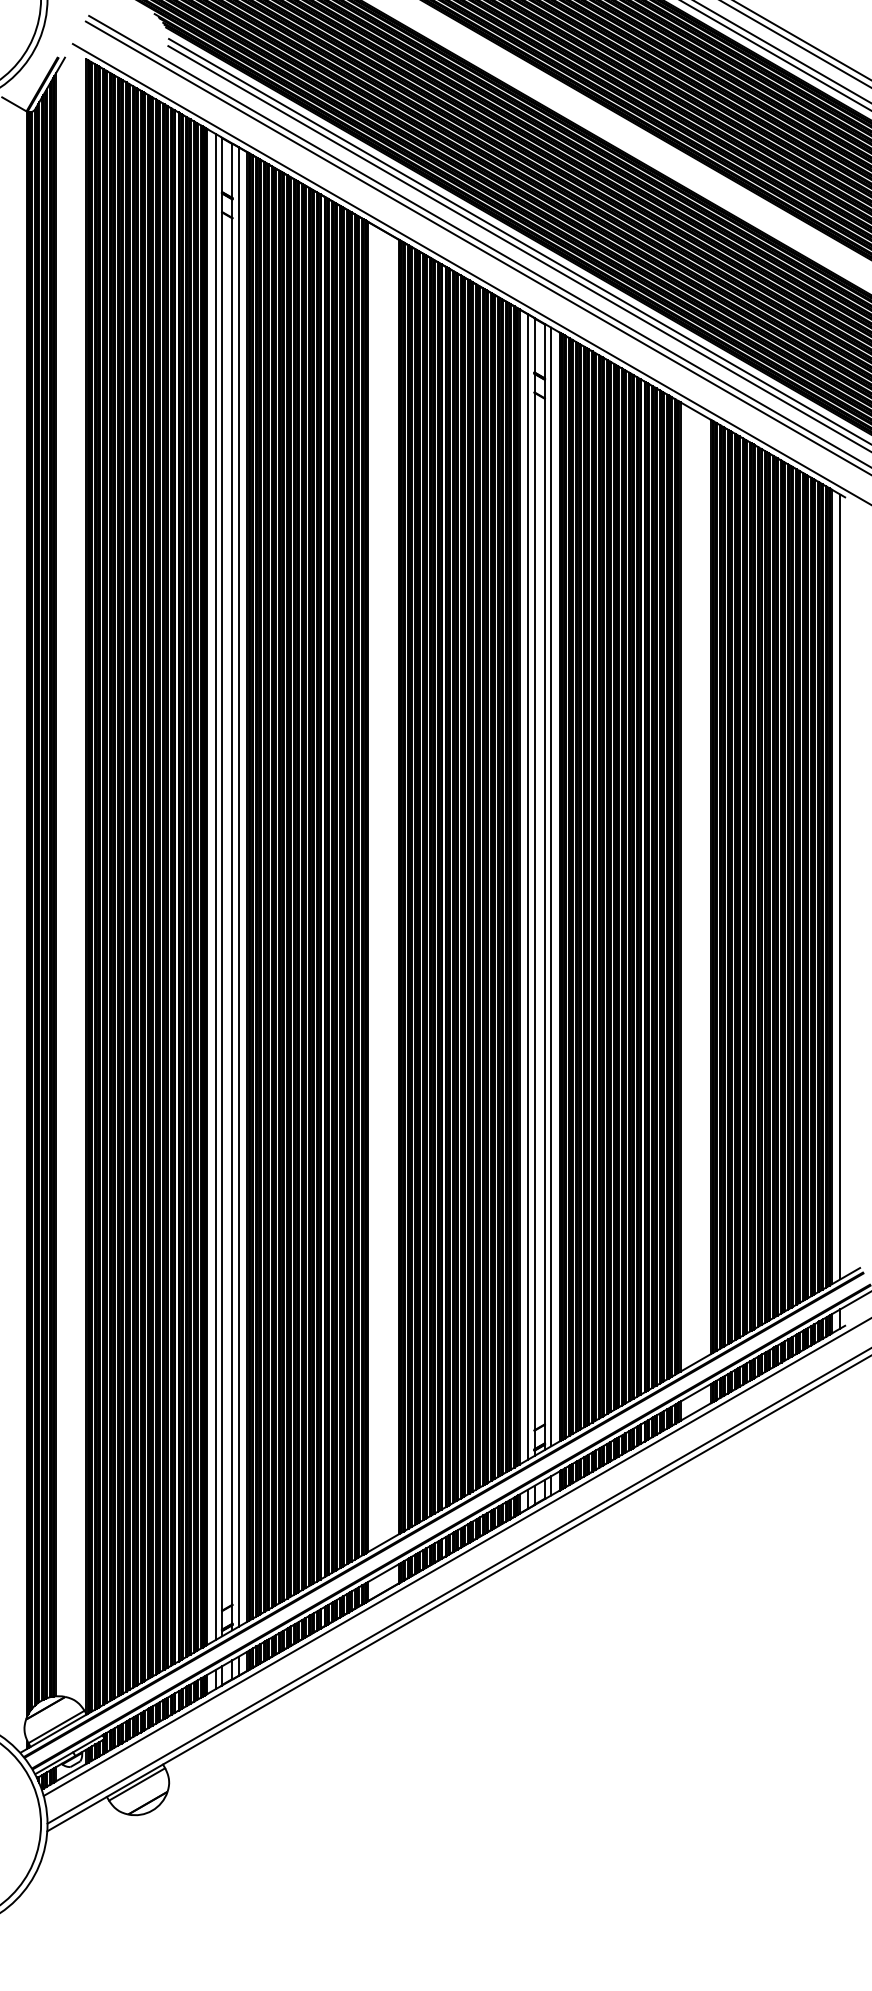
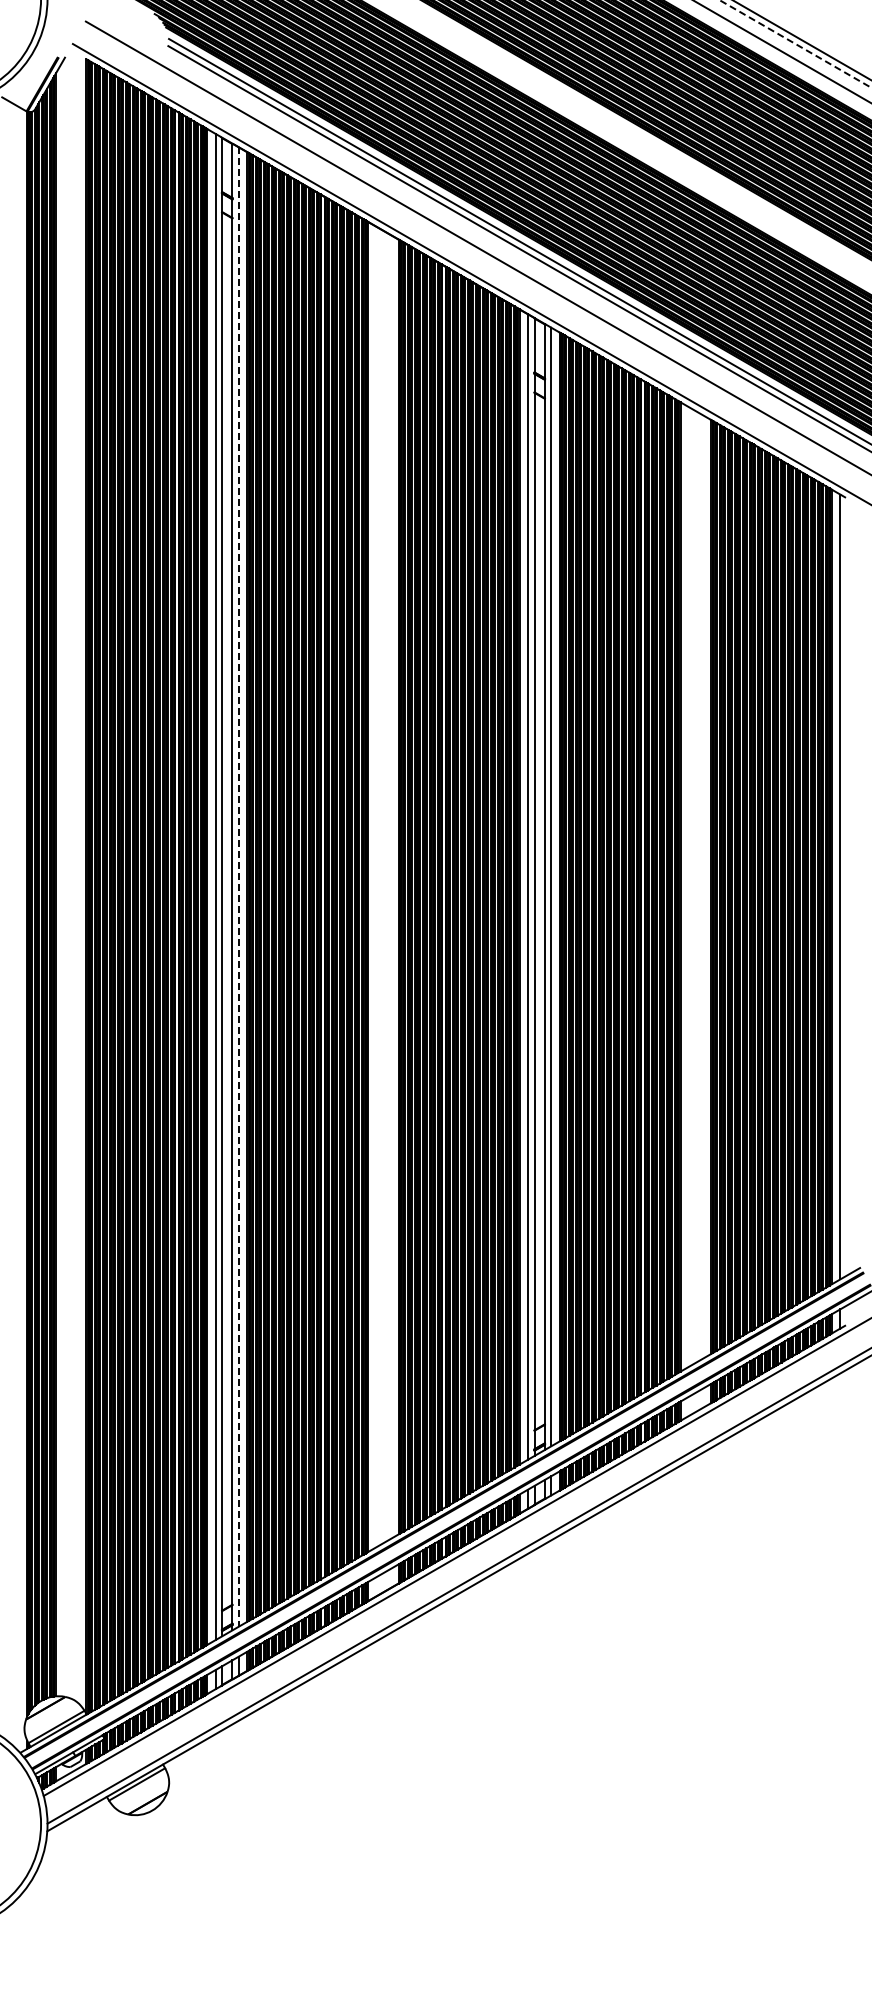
line: solid -> dashed (796, 44)
line: present -> none (775, 55)
line: present -> none (478, 240)
line: solid -> dashed (238, 887)
